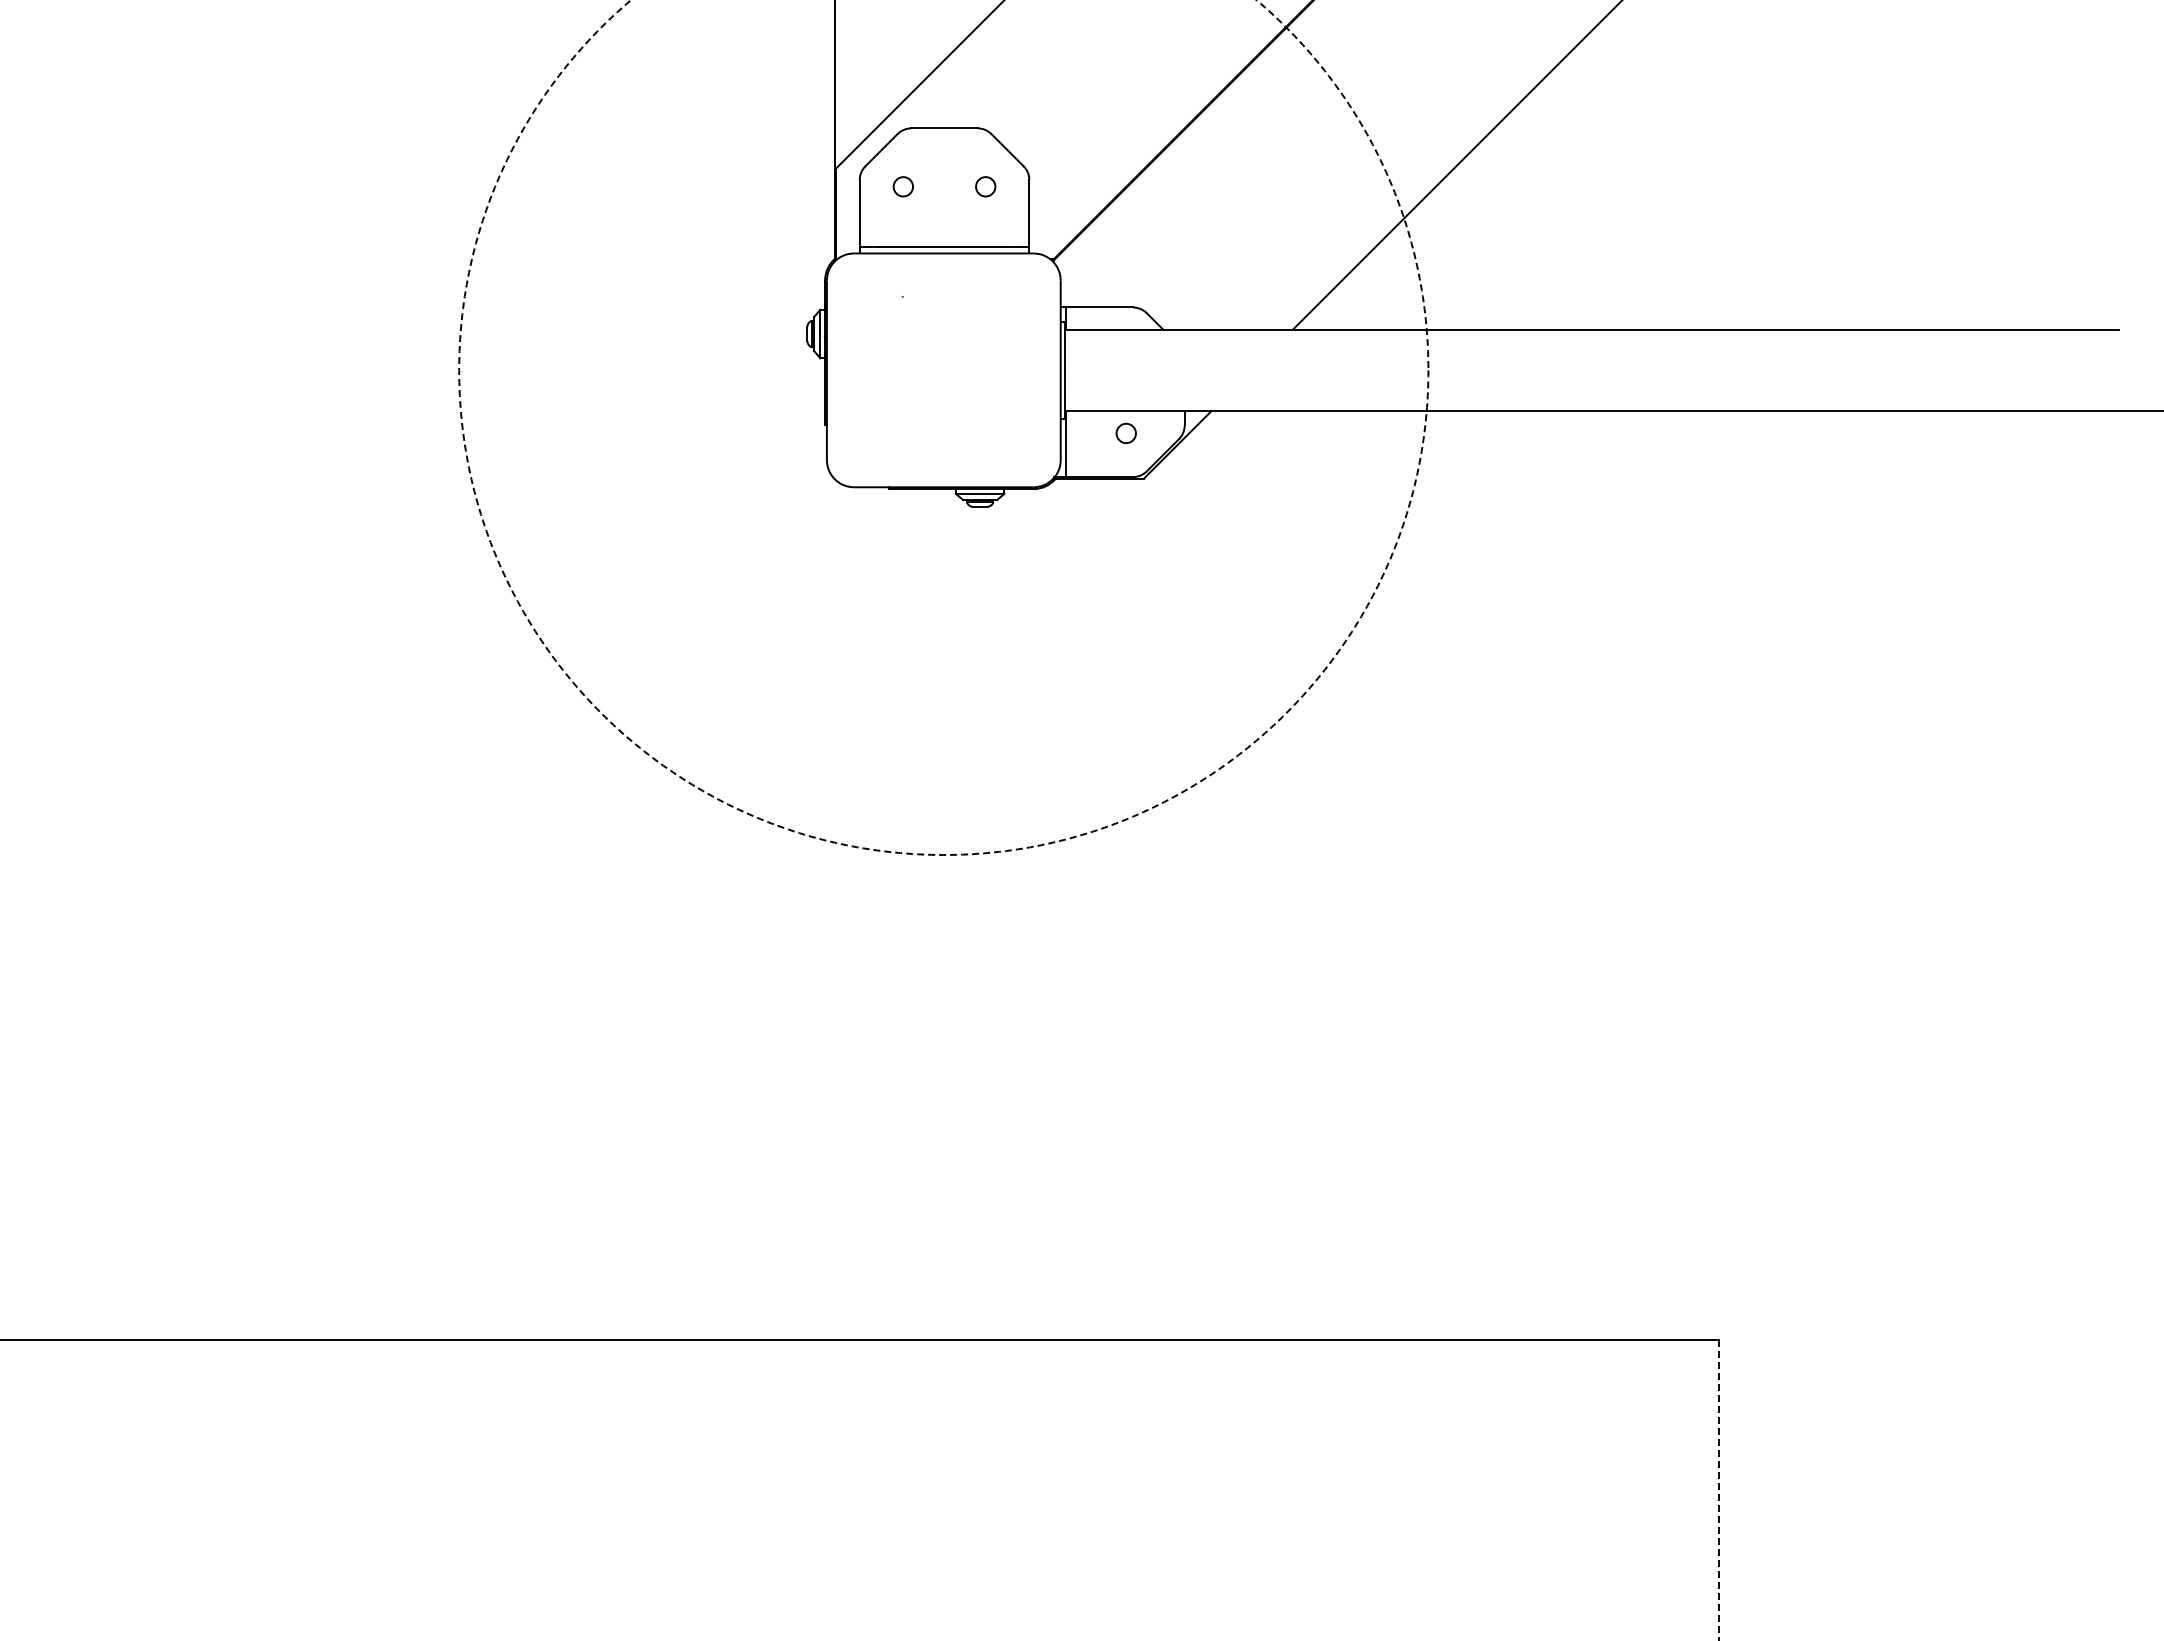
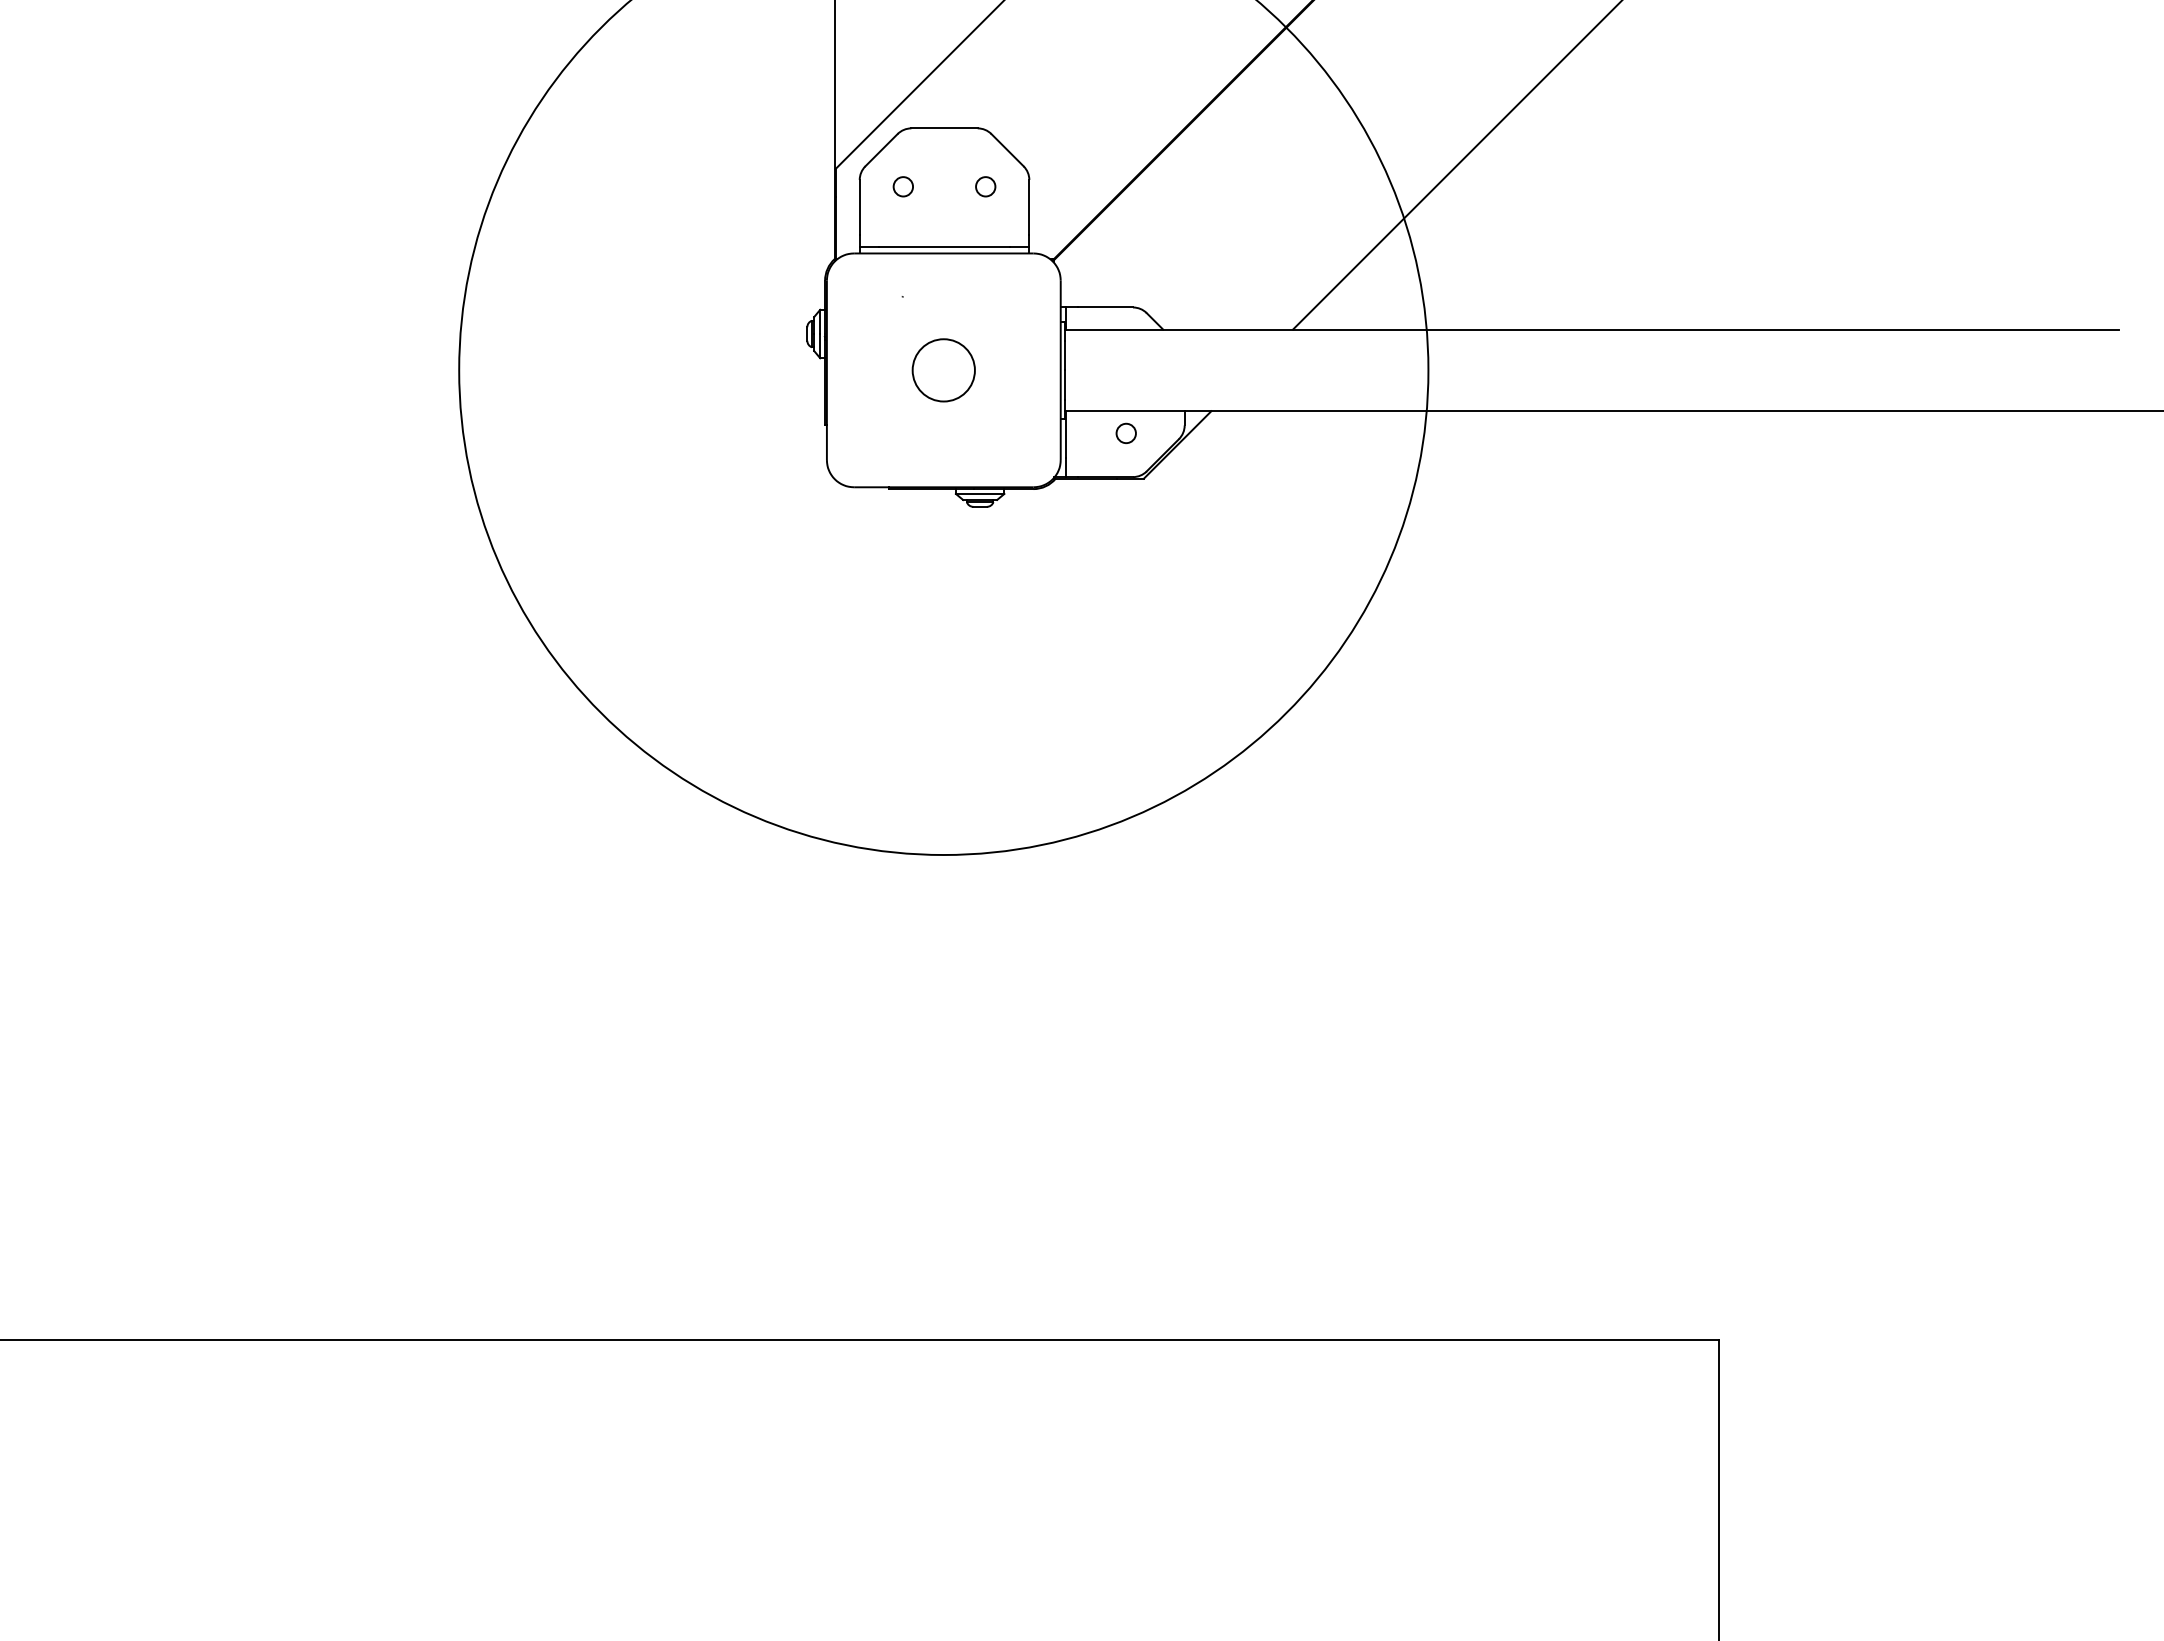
circle: none -> present (943, 370)
circle: dashed -> solid (943, 427)
line: dashed -> solid (1719, 1490)
